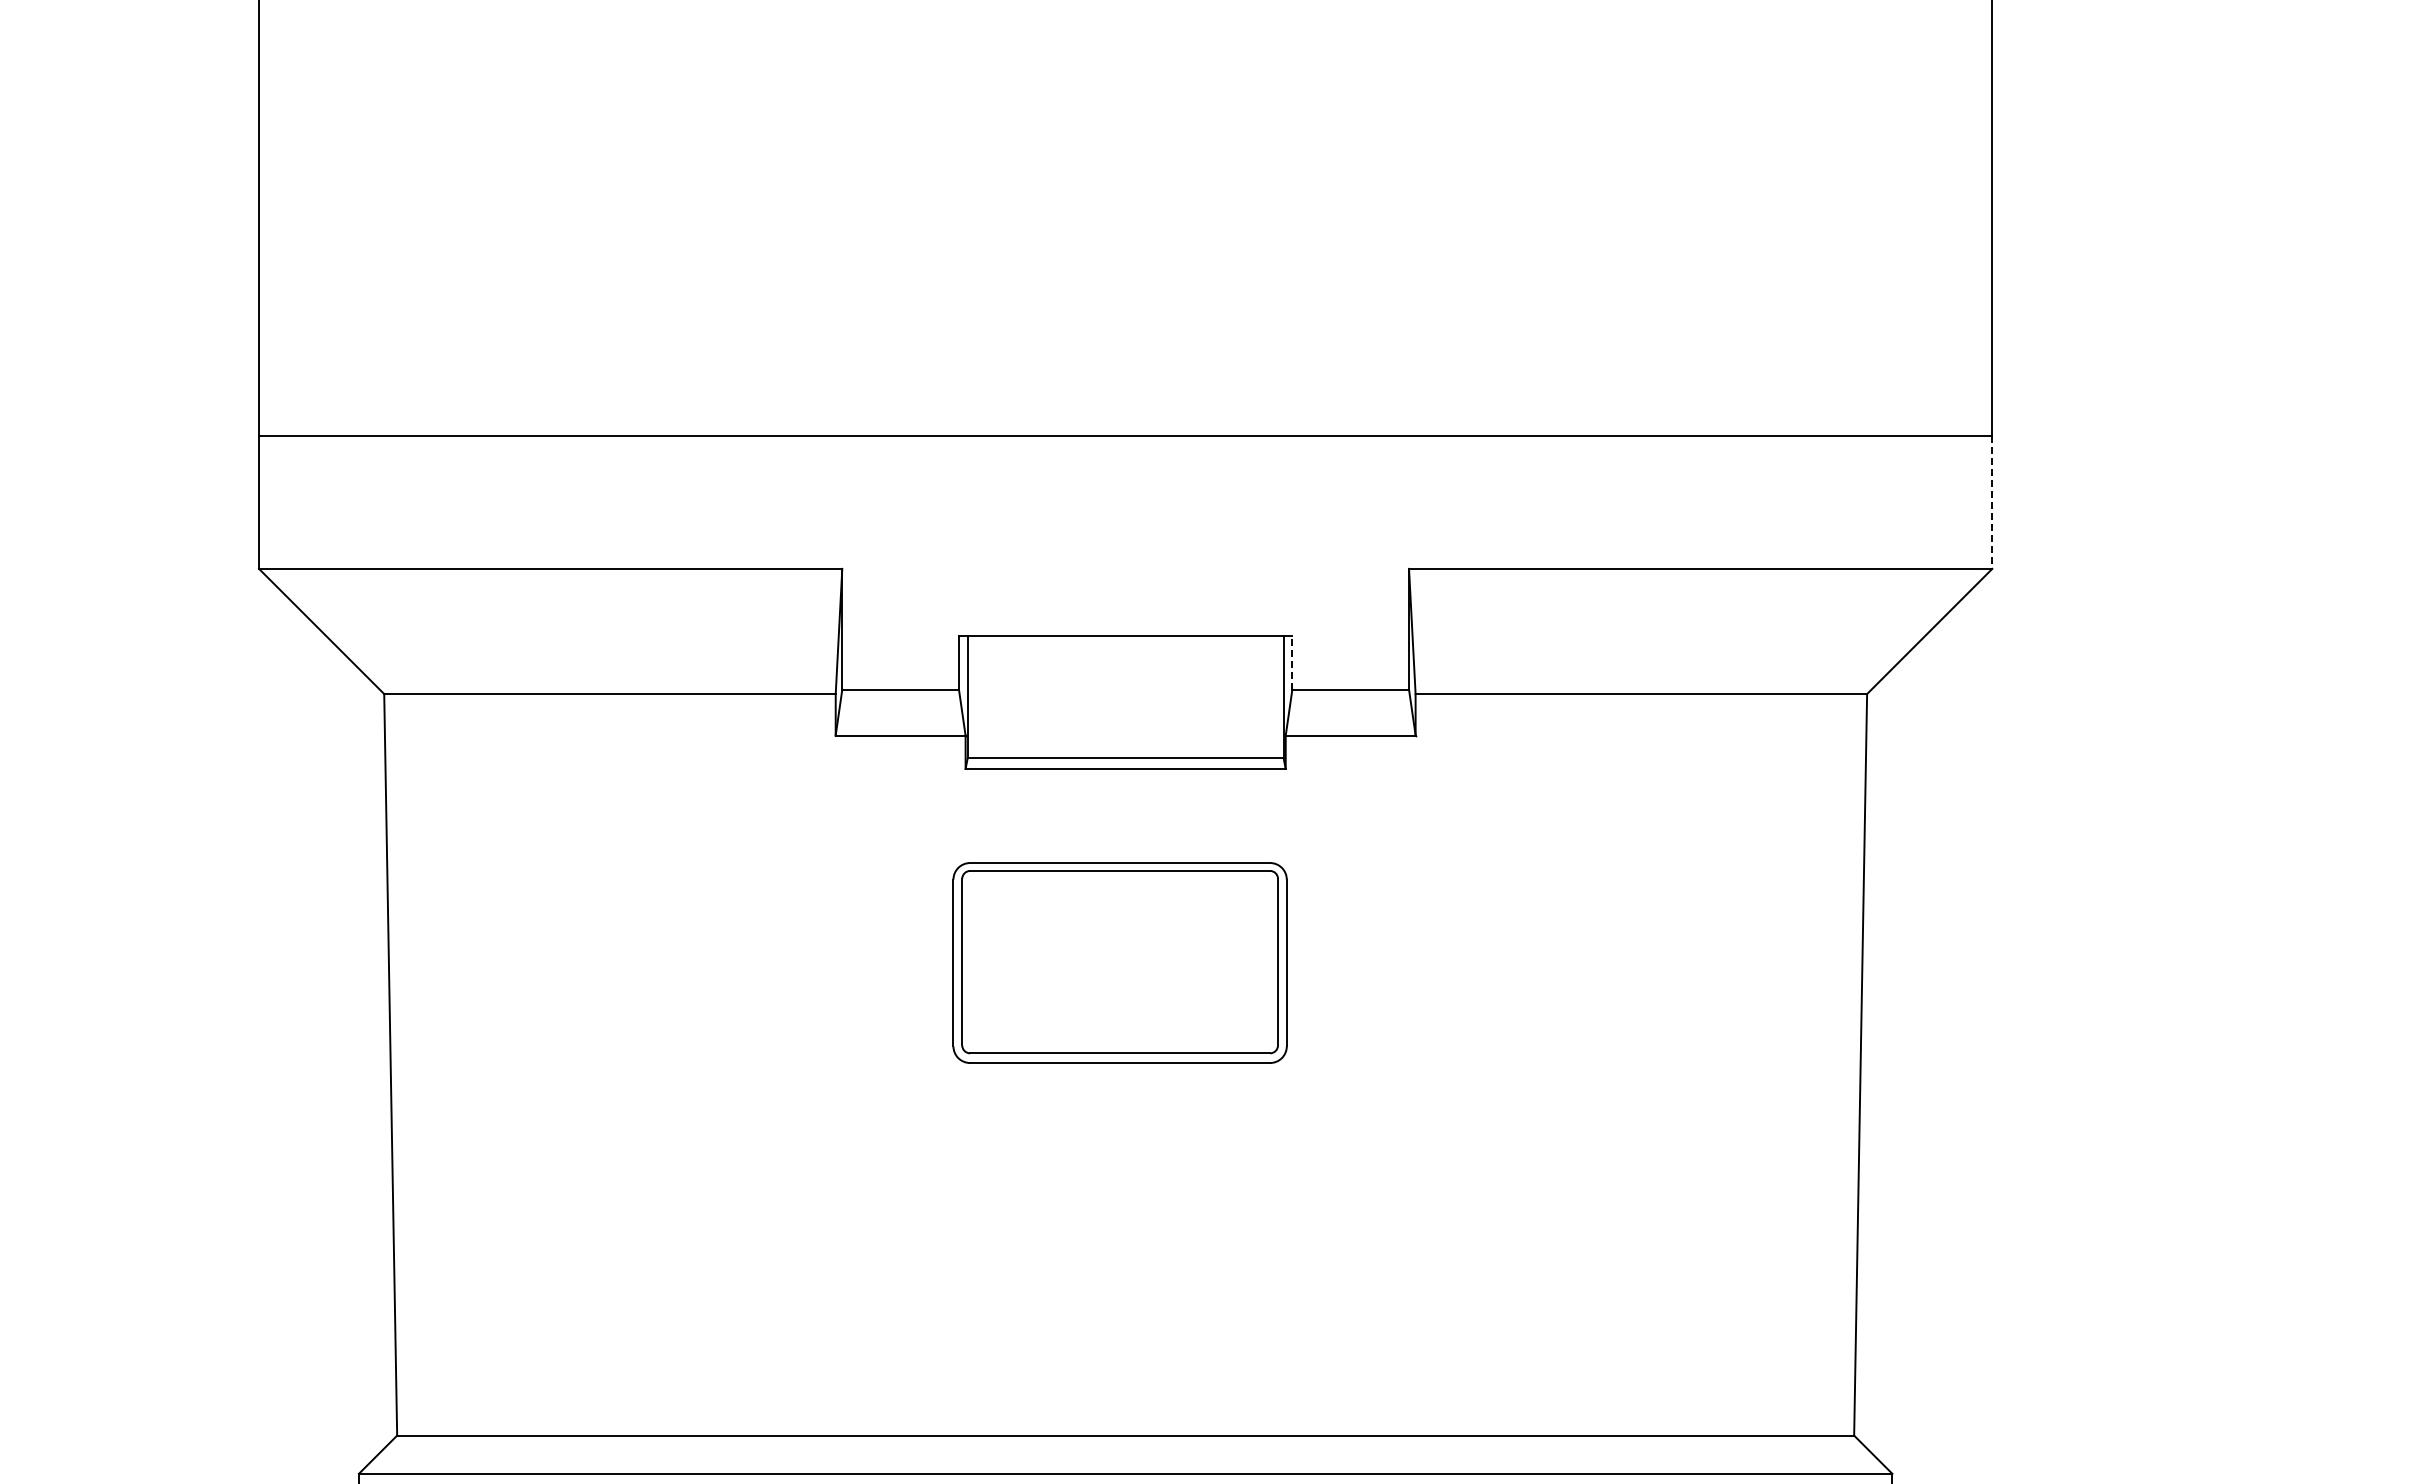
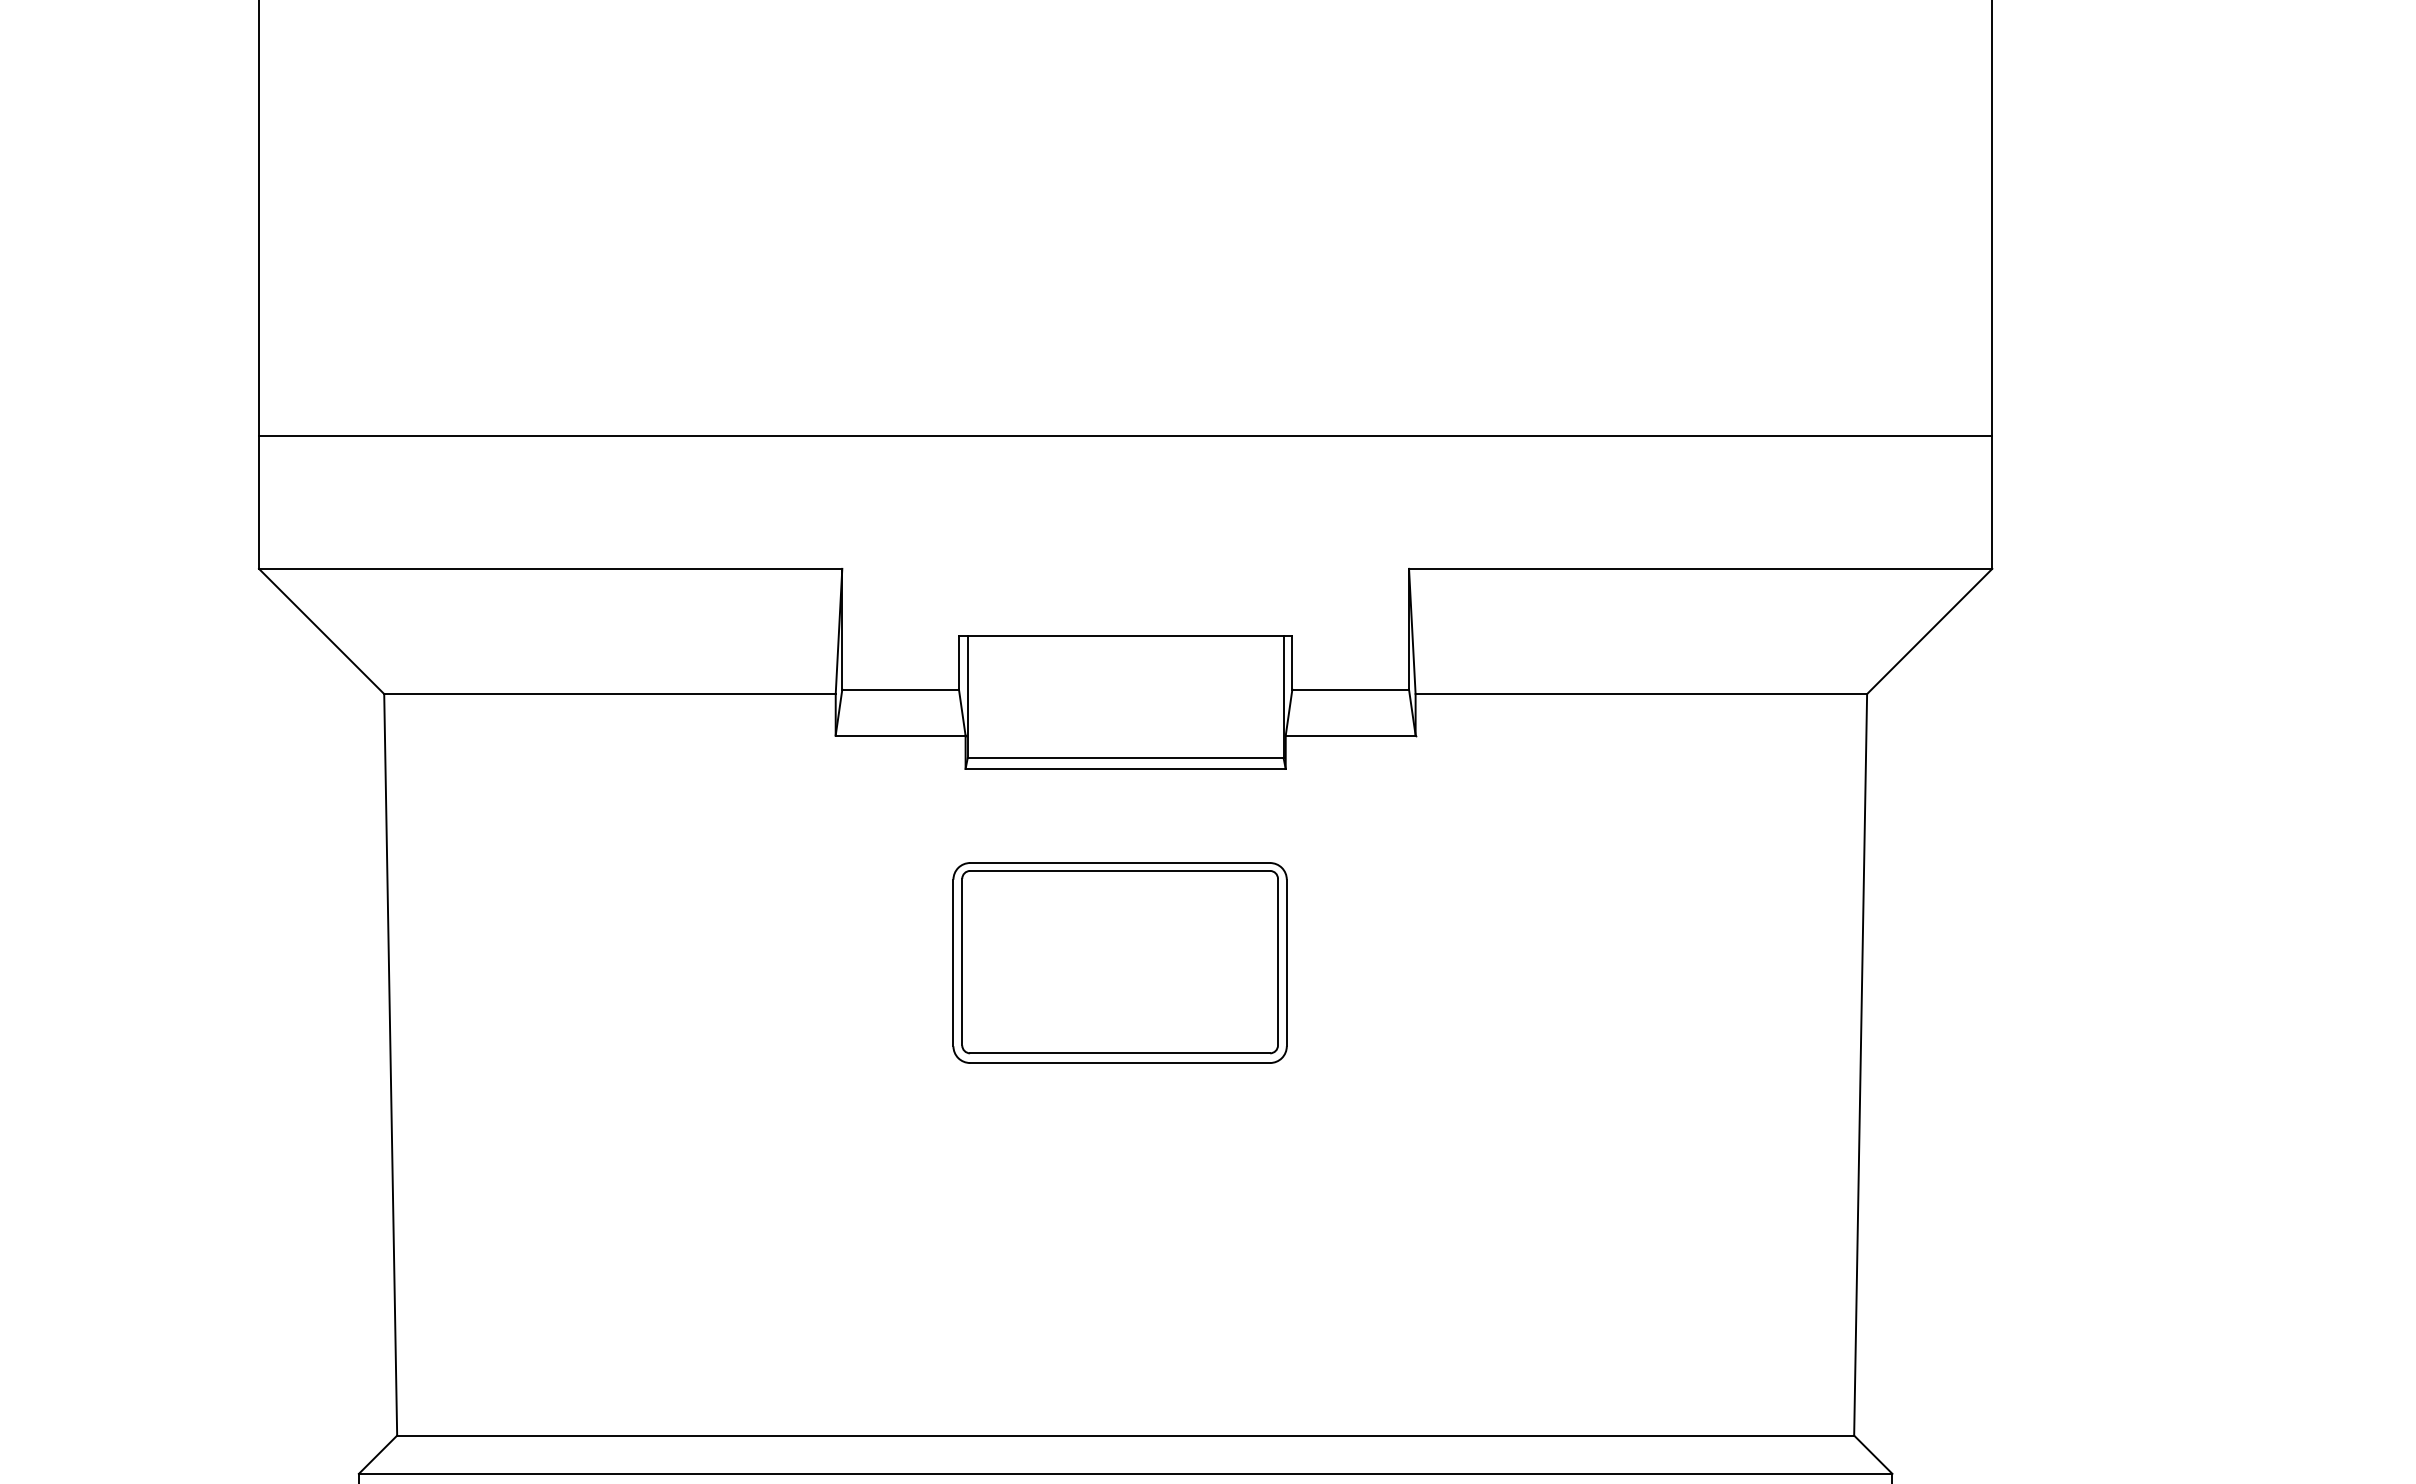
line: dashed -> solid (1992, 502)
line: dashed -> solid (1292, 662)
